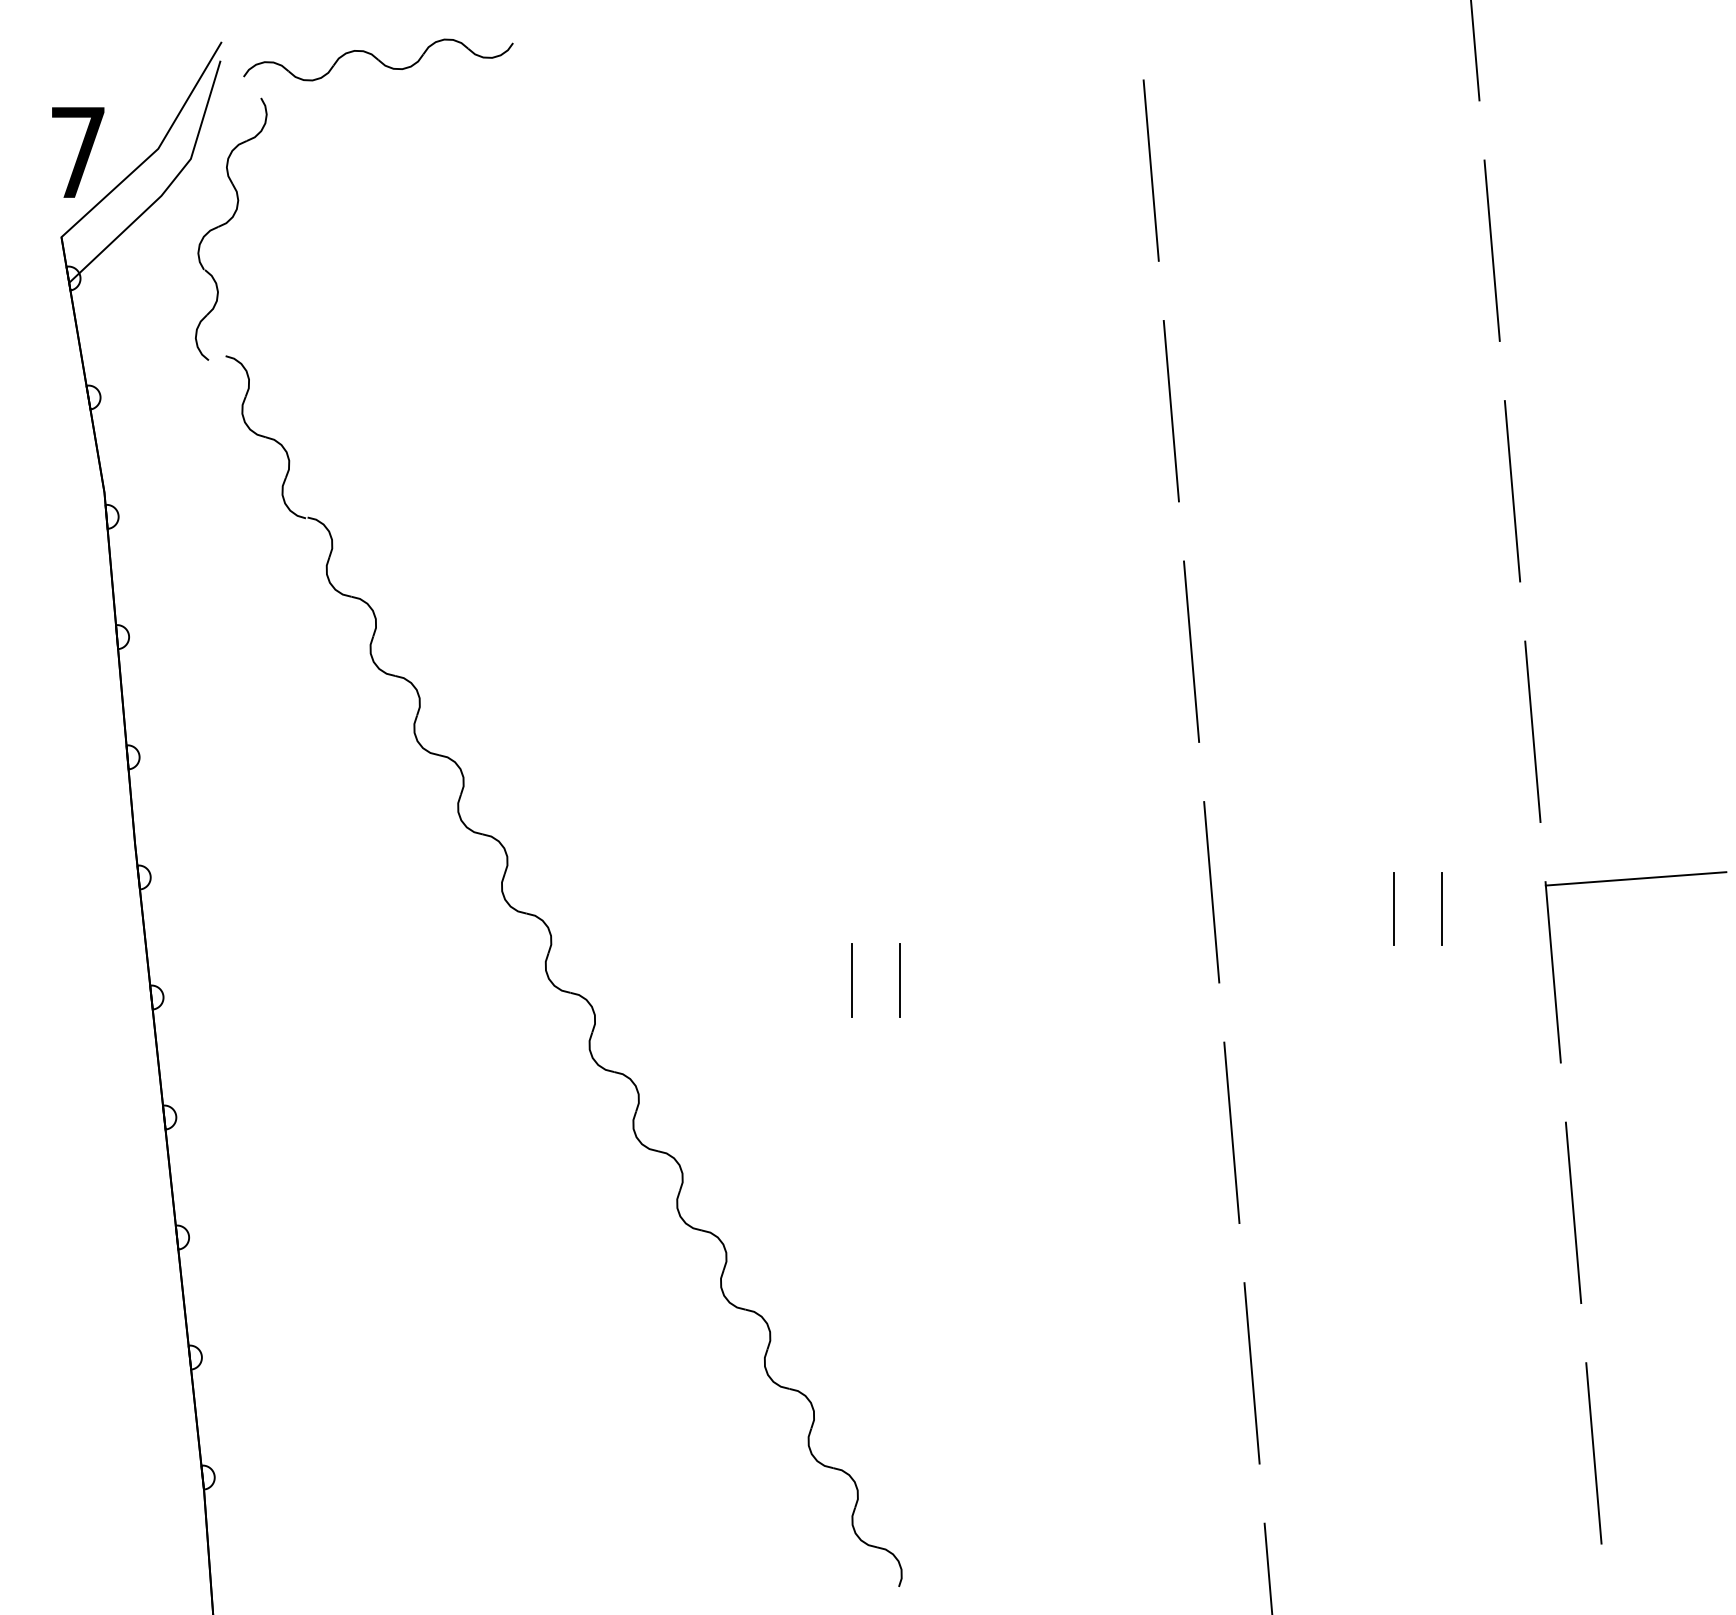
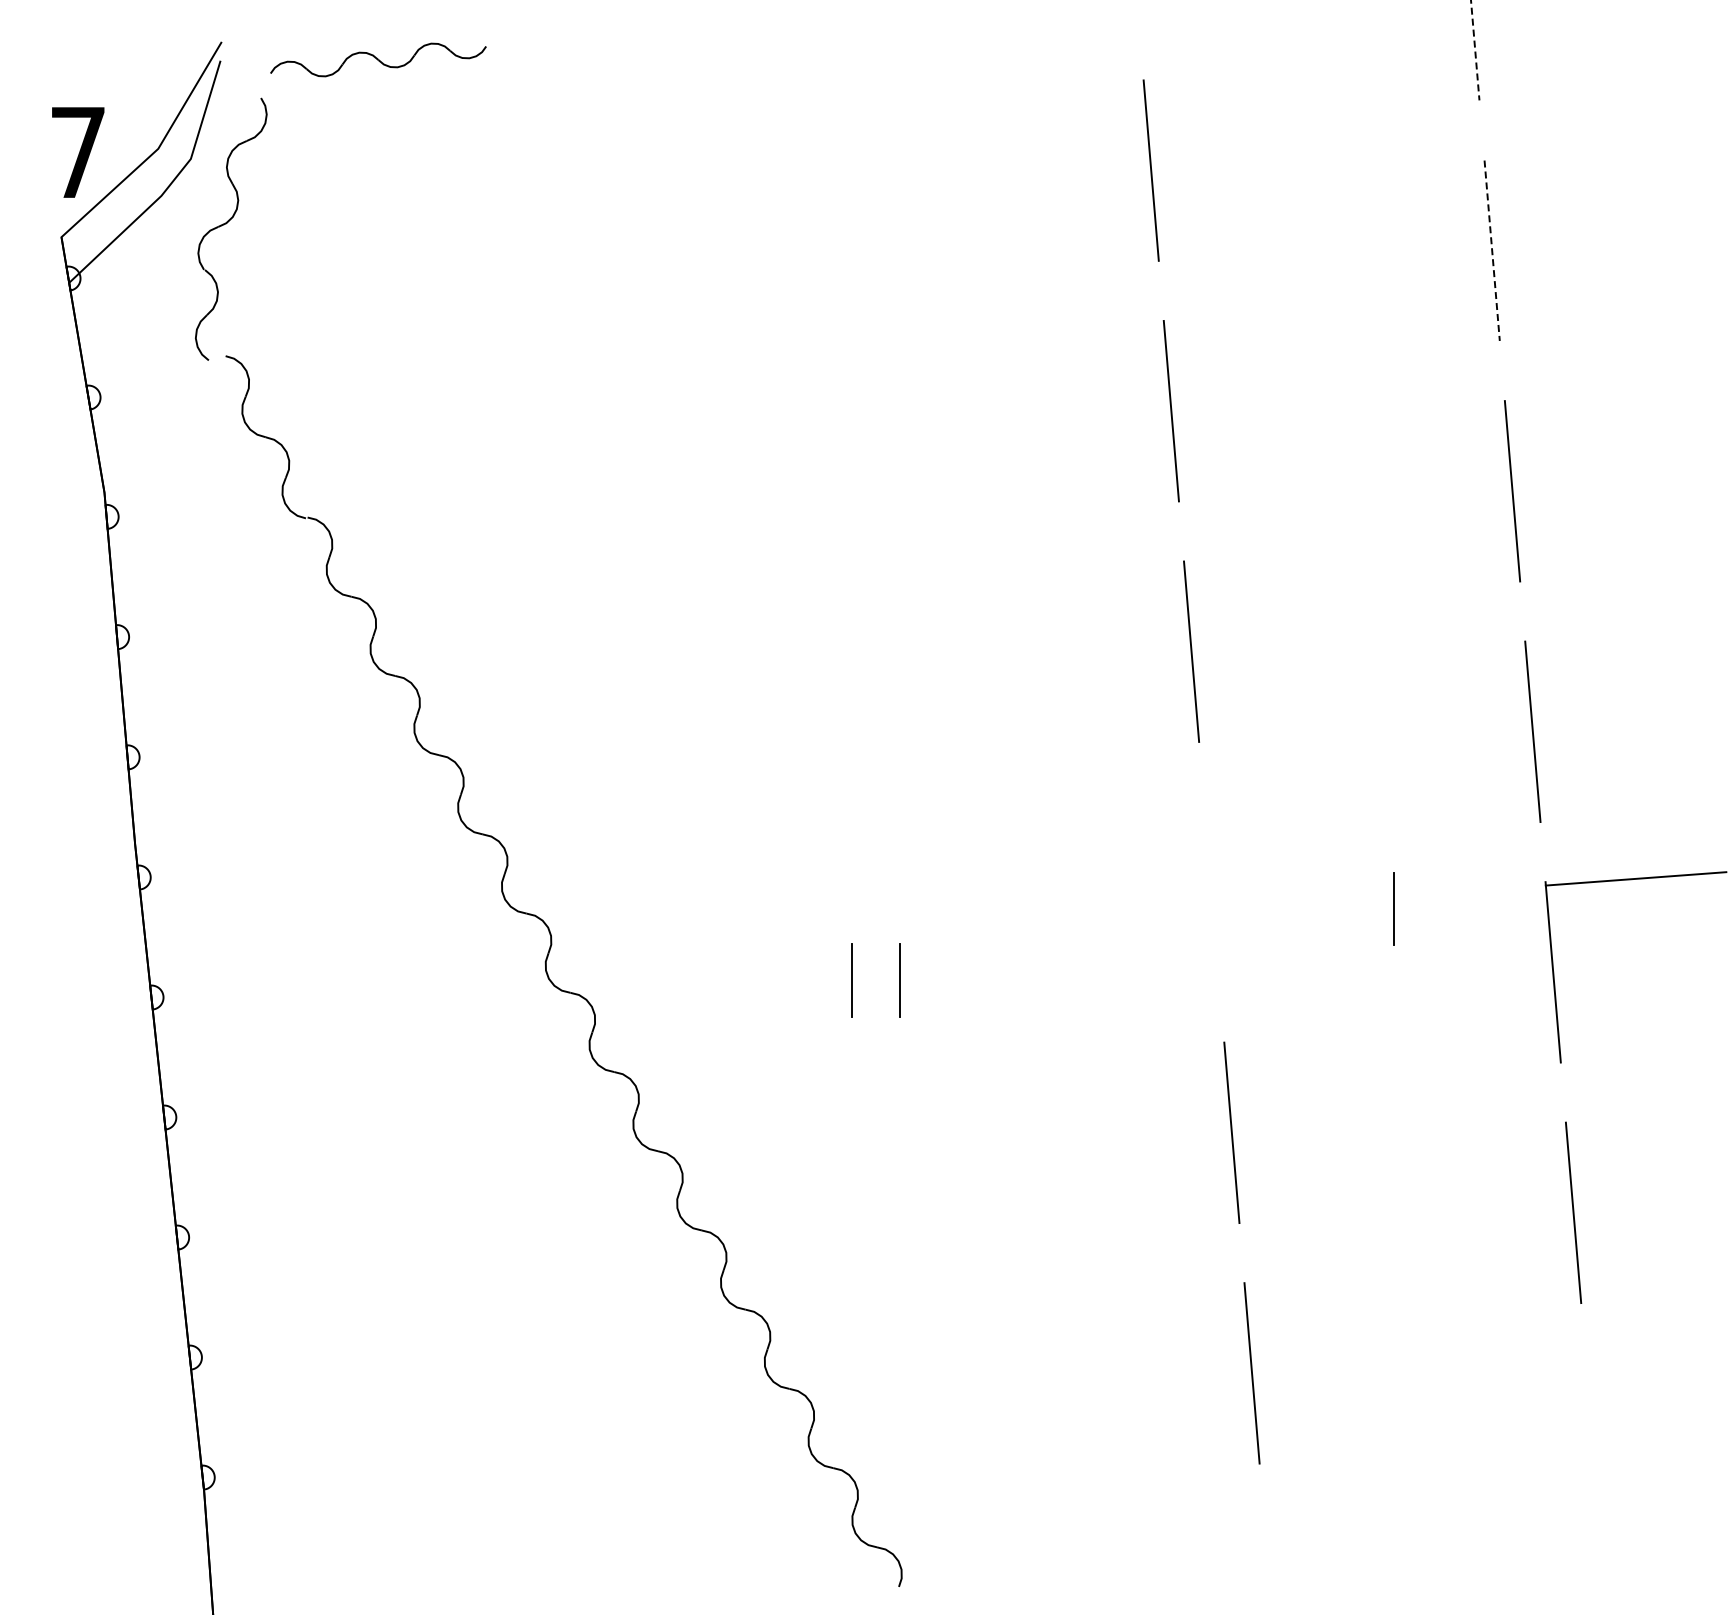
line: solid -> dashed (1475, 50)
part size: 271x44 px -> 217x36 px (378, 59)
line: solid -> dashed (1492, 250)
line: present -> none (1211, 892)
line: present -> none (1441, 908)
line: present -> none (1593, 1453)
line: present -> none (1268, 1567)
